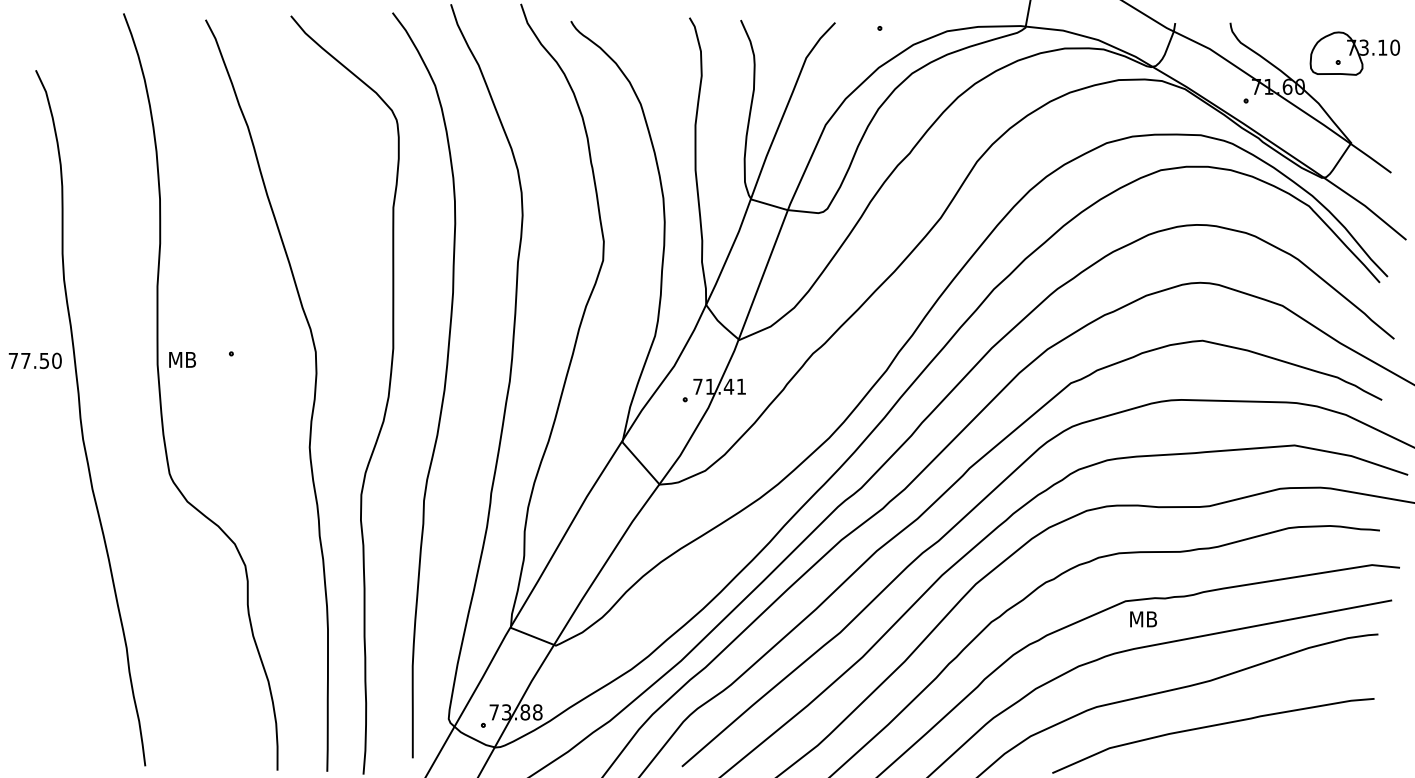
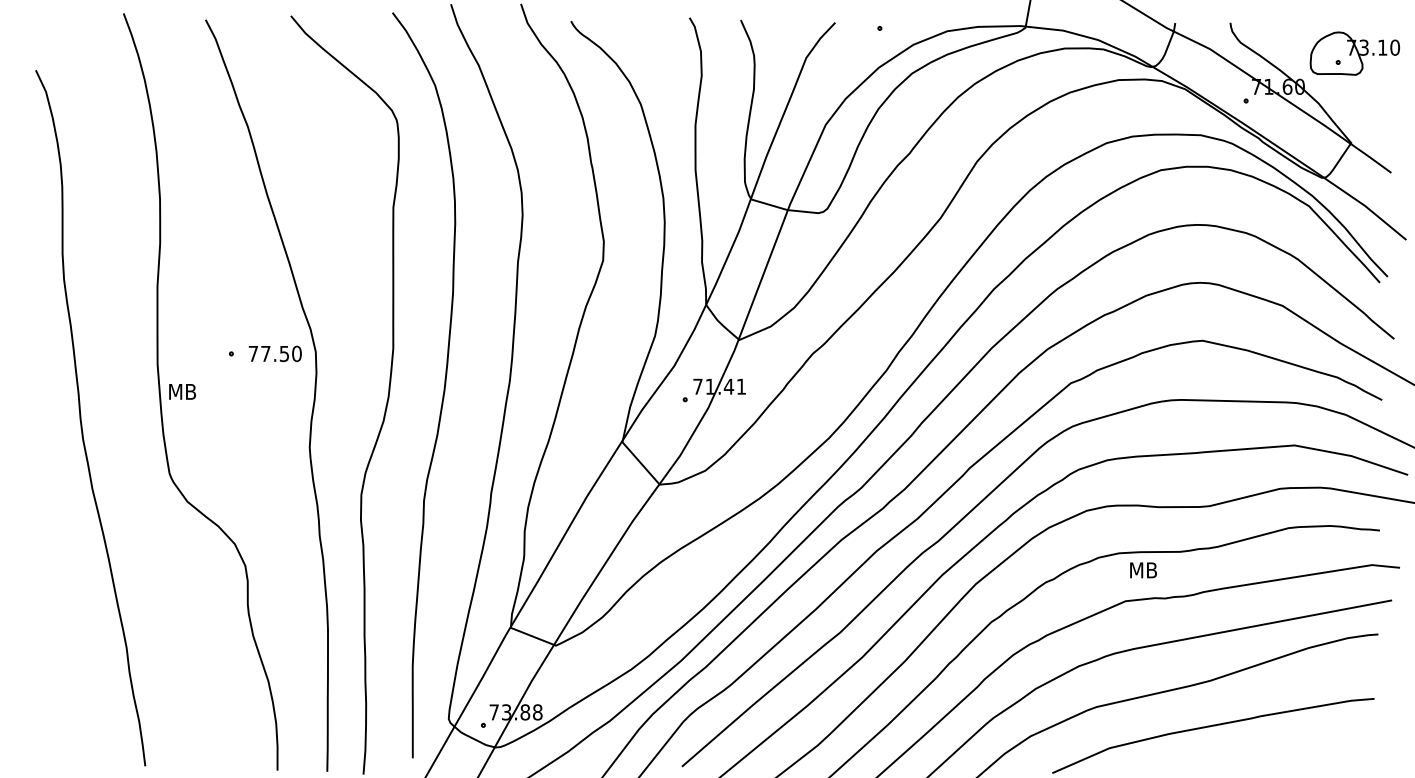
text position: (182, 359) -> (182, 391) (182, 391)
text position: (34, 360) -> (274, 353) (274, 353)
text position: (1143, 619) -> (1143, 570) (1143, 570)
